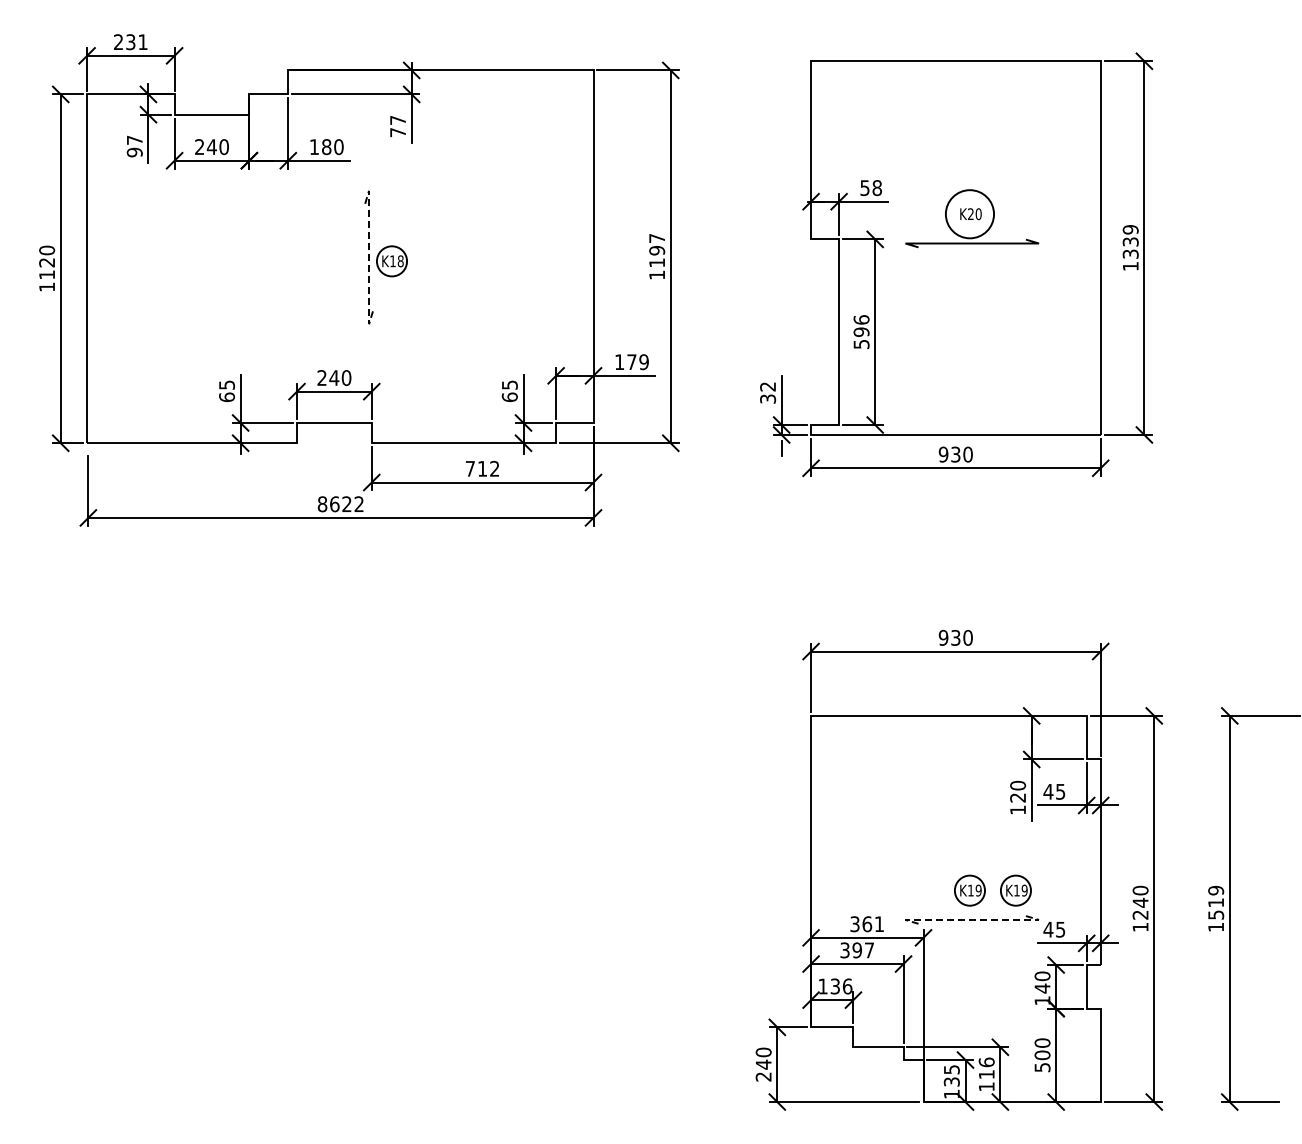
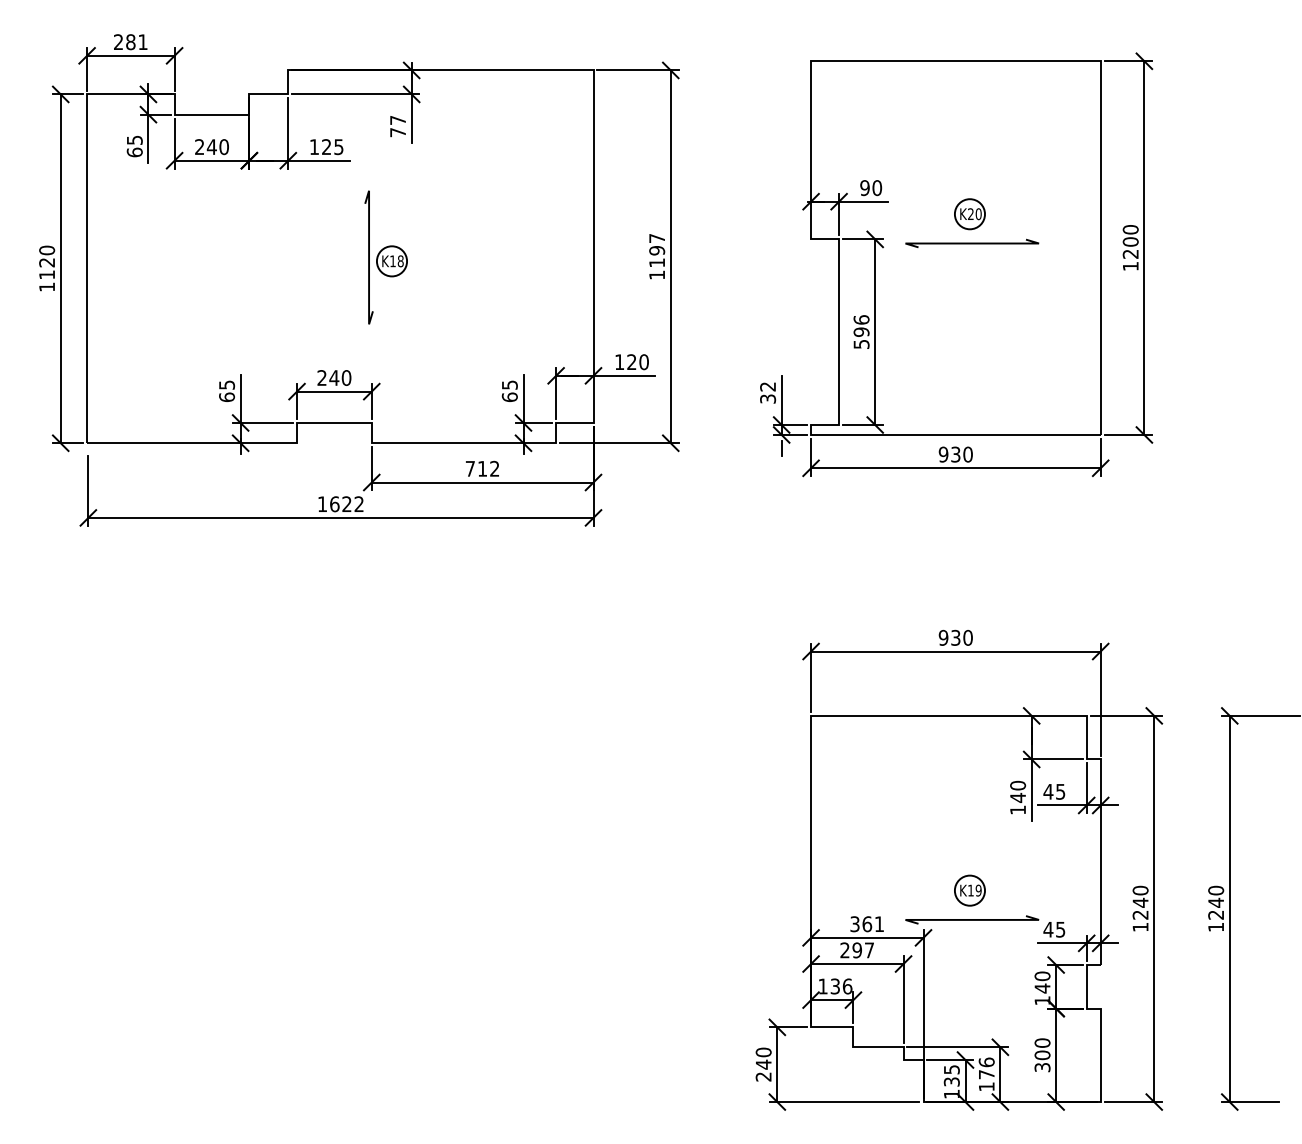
text: 231 -> 281 (130, 42)
text: 97 -> 65 (134, 146)
text: 180 -> 125 (332, 147)
text: 58 -> 90 (871, 187)
circle diameter: 48 px -> 30 px (969, 214)
text: 1339 -> 1200 (1130, 241)
line: dashed -> solid (369, 257)
text: 179 -> 120 (637, 362)
text: 8622 -> 1622 (322, 504)
text: 120 -> 140 (1017, 797)
part: present -> none (1015, 890)
text: 1519 -> 1240 (1216, 902)
line: dashed -> solid (972, 919)
text: 397 -> 297 (844, 950)
text: 500 -> 300 (1041, 1067)
text: 116 -> 176 (986, 1074)
